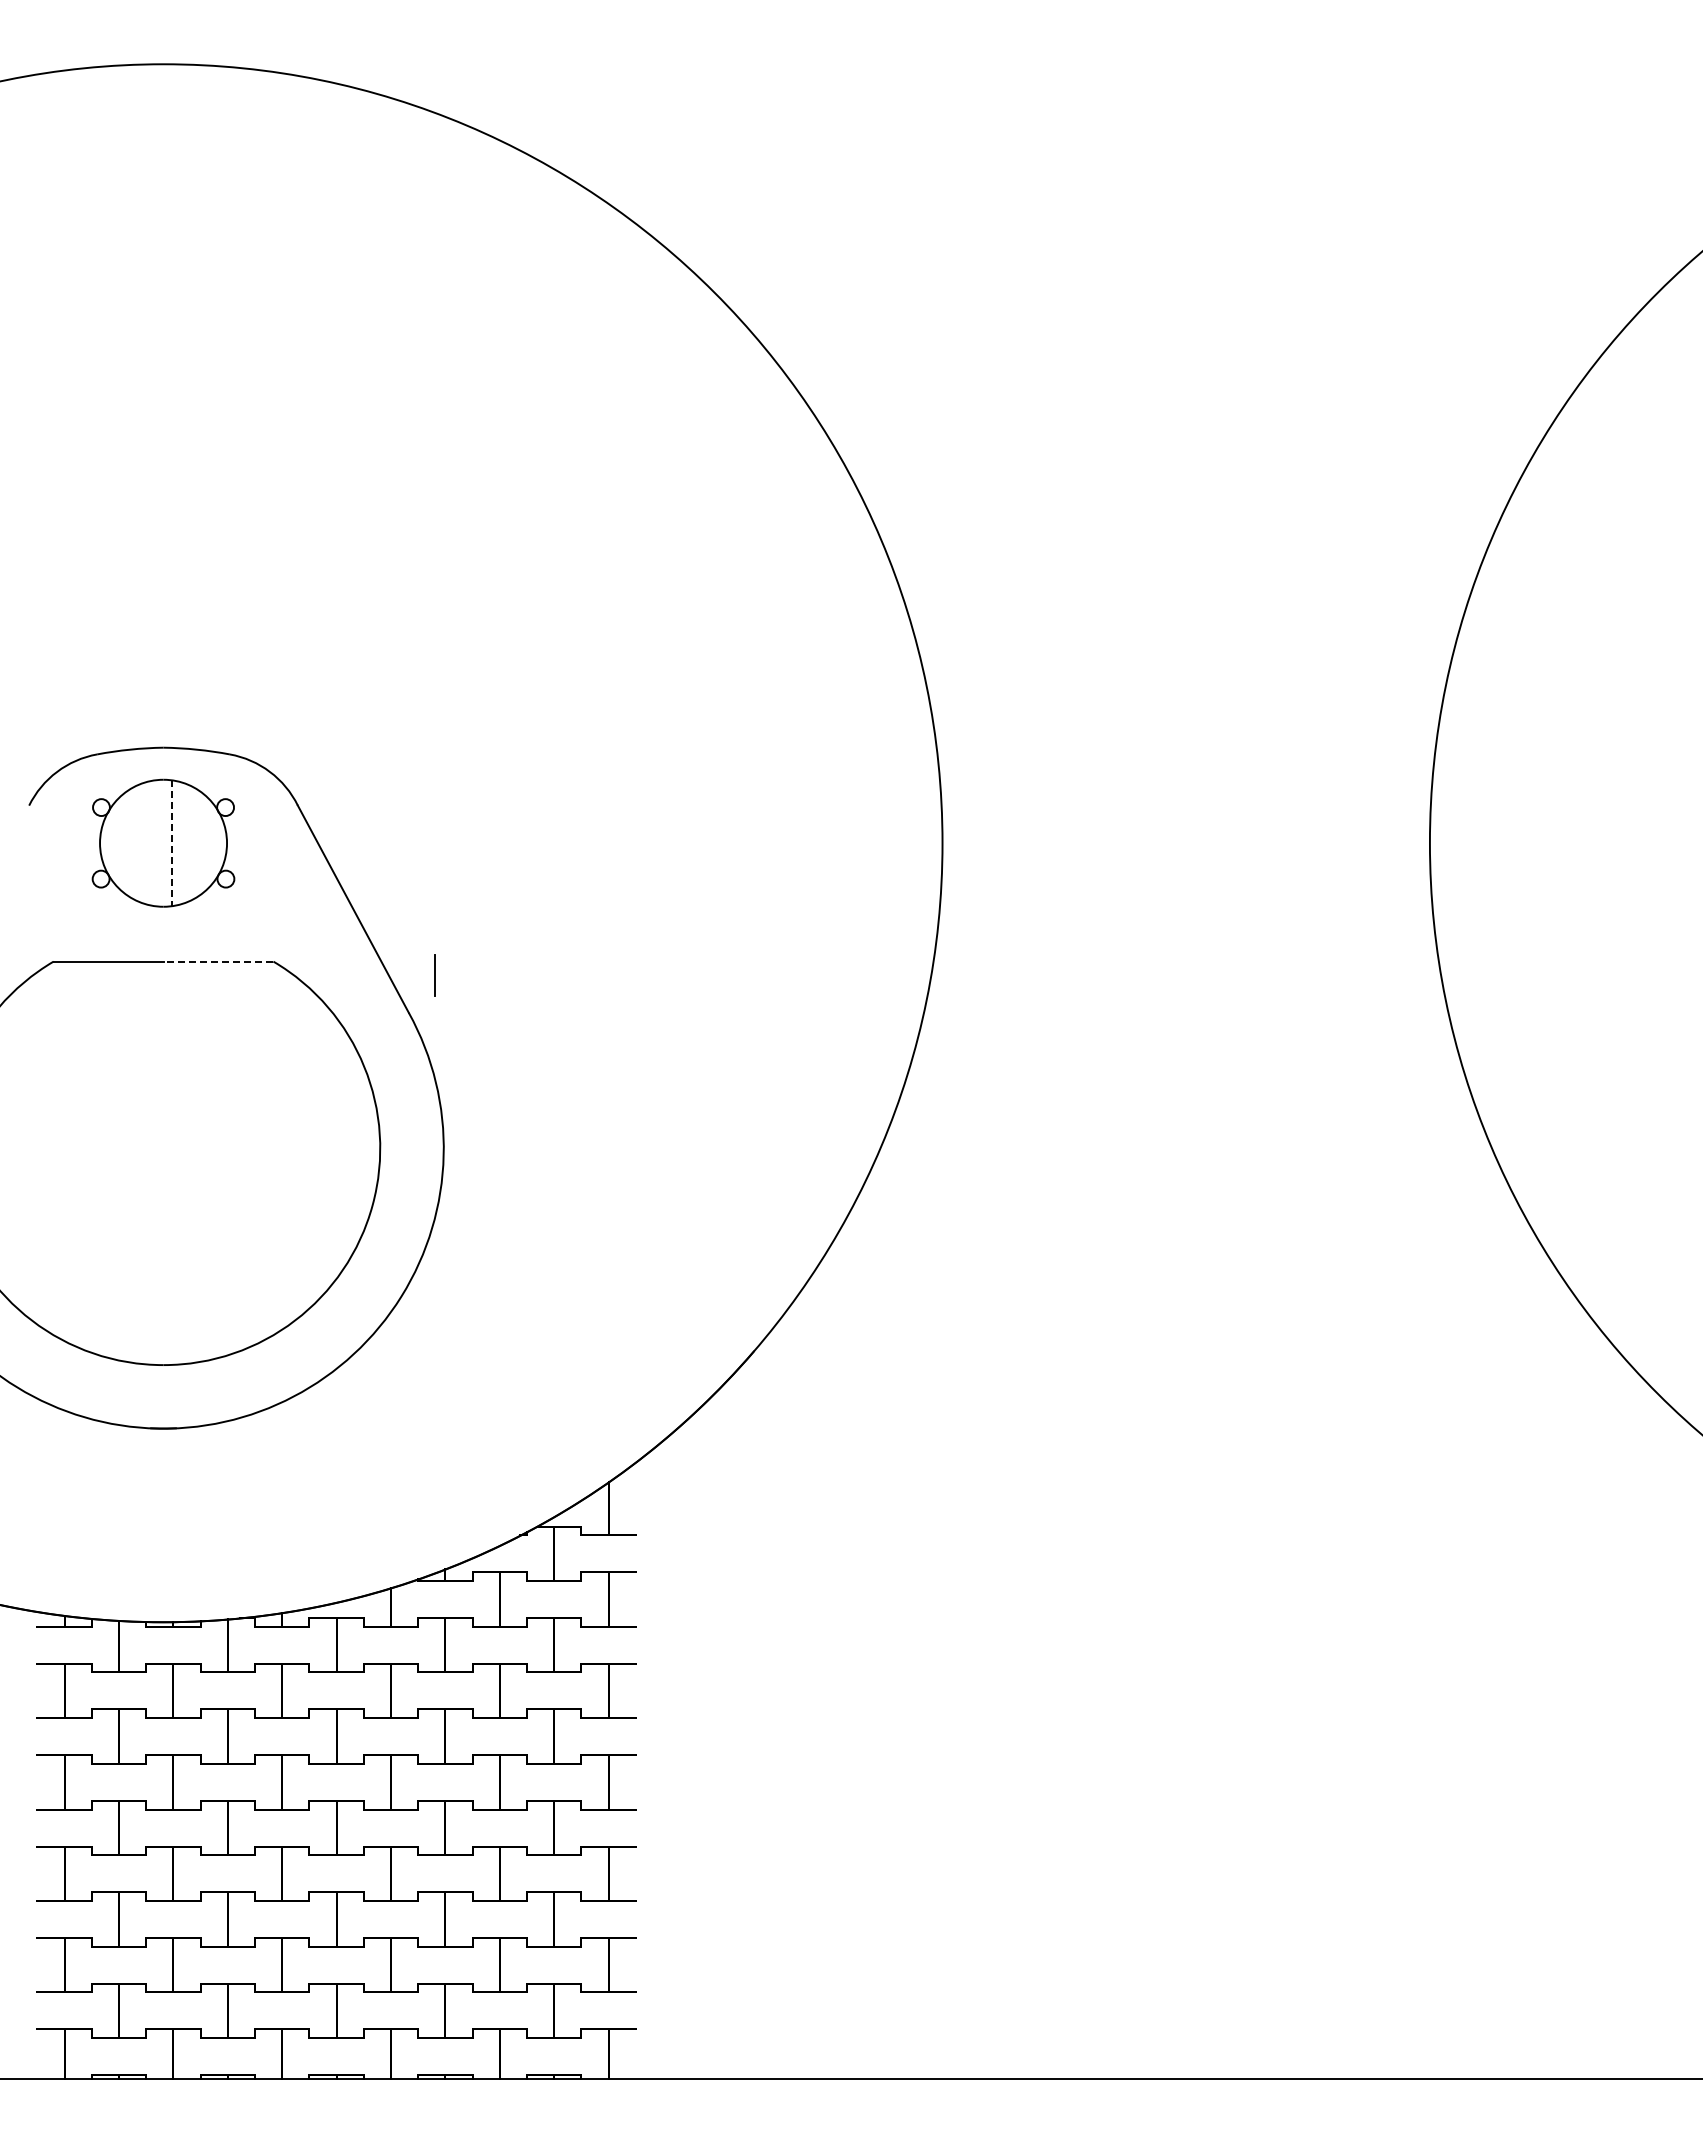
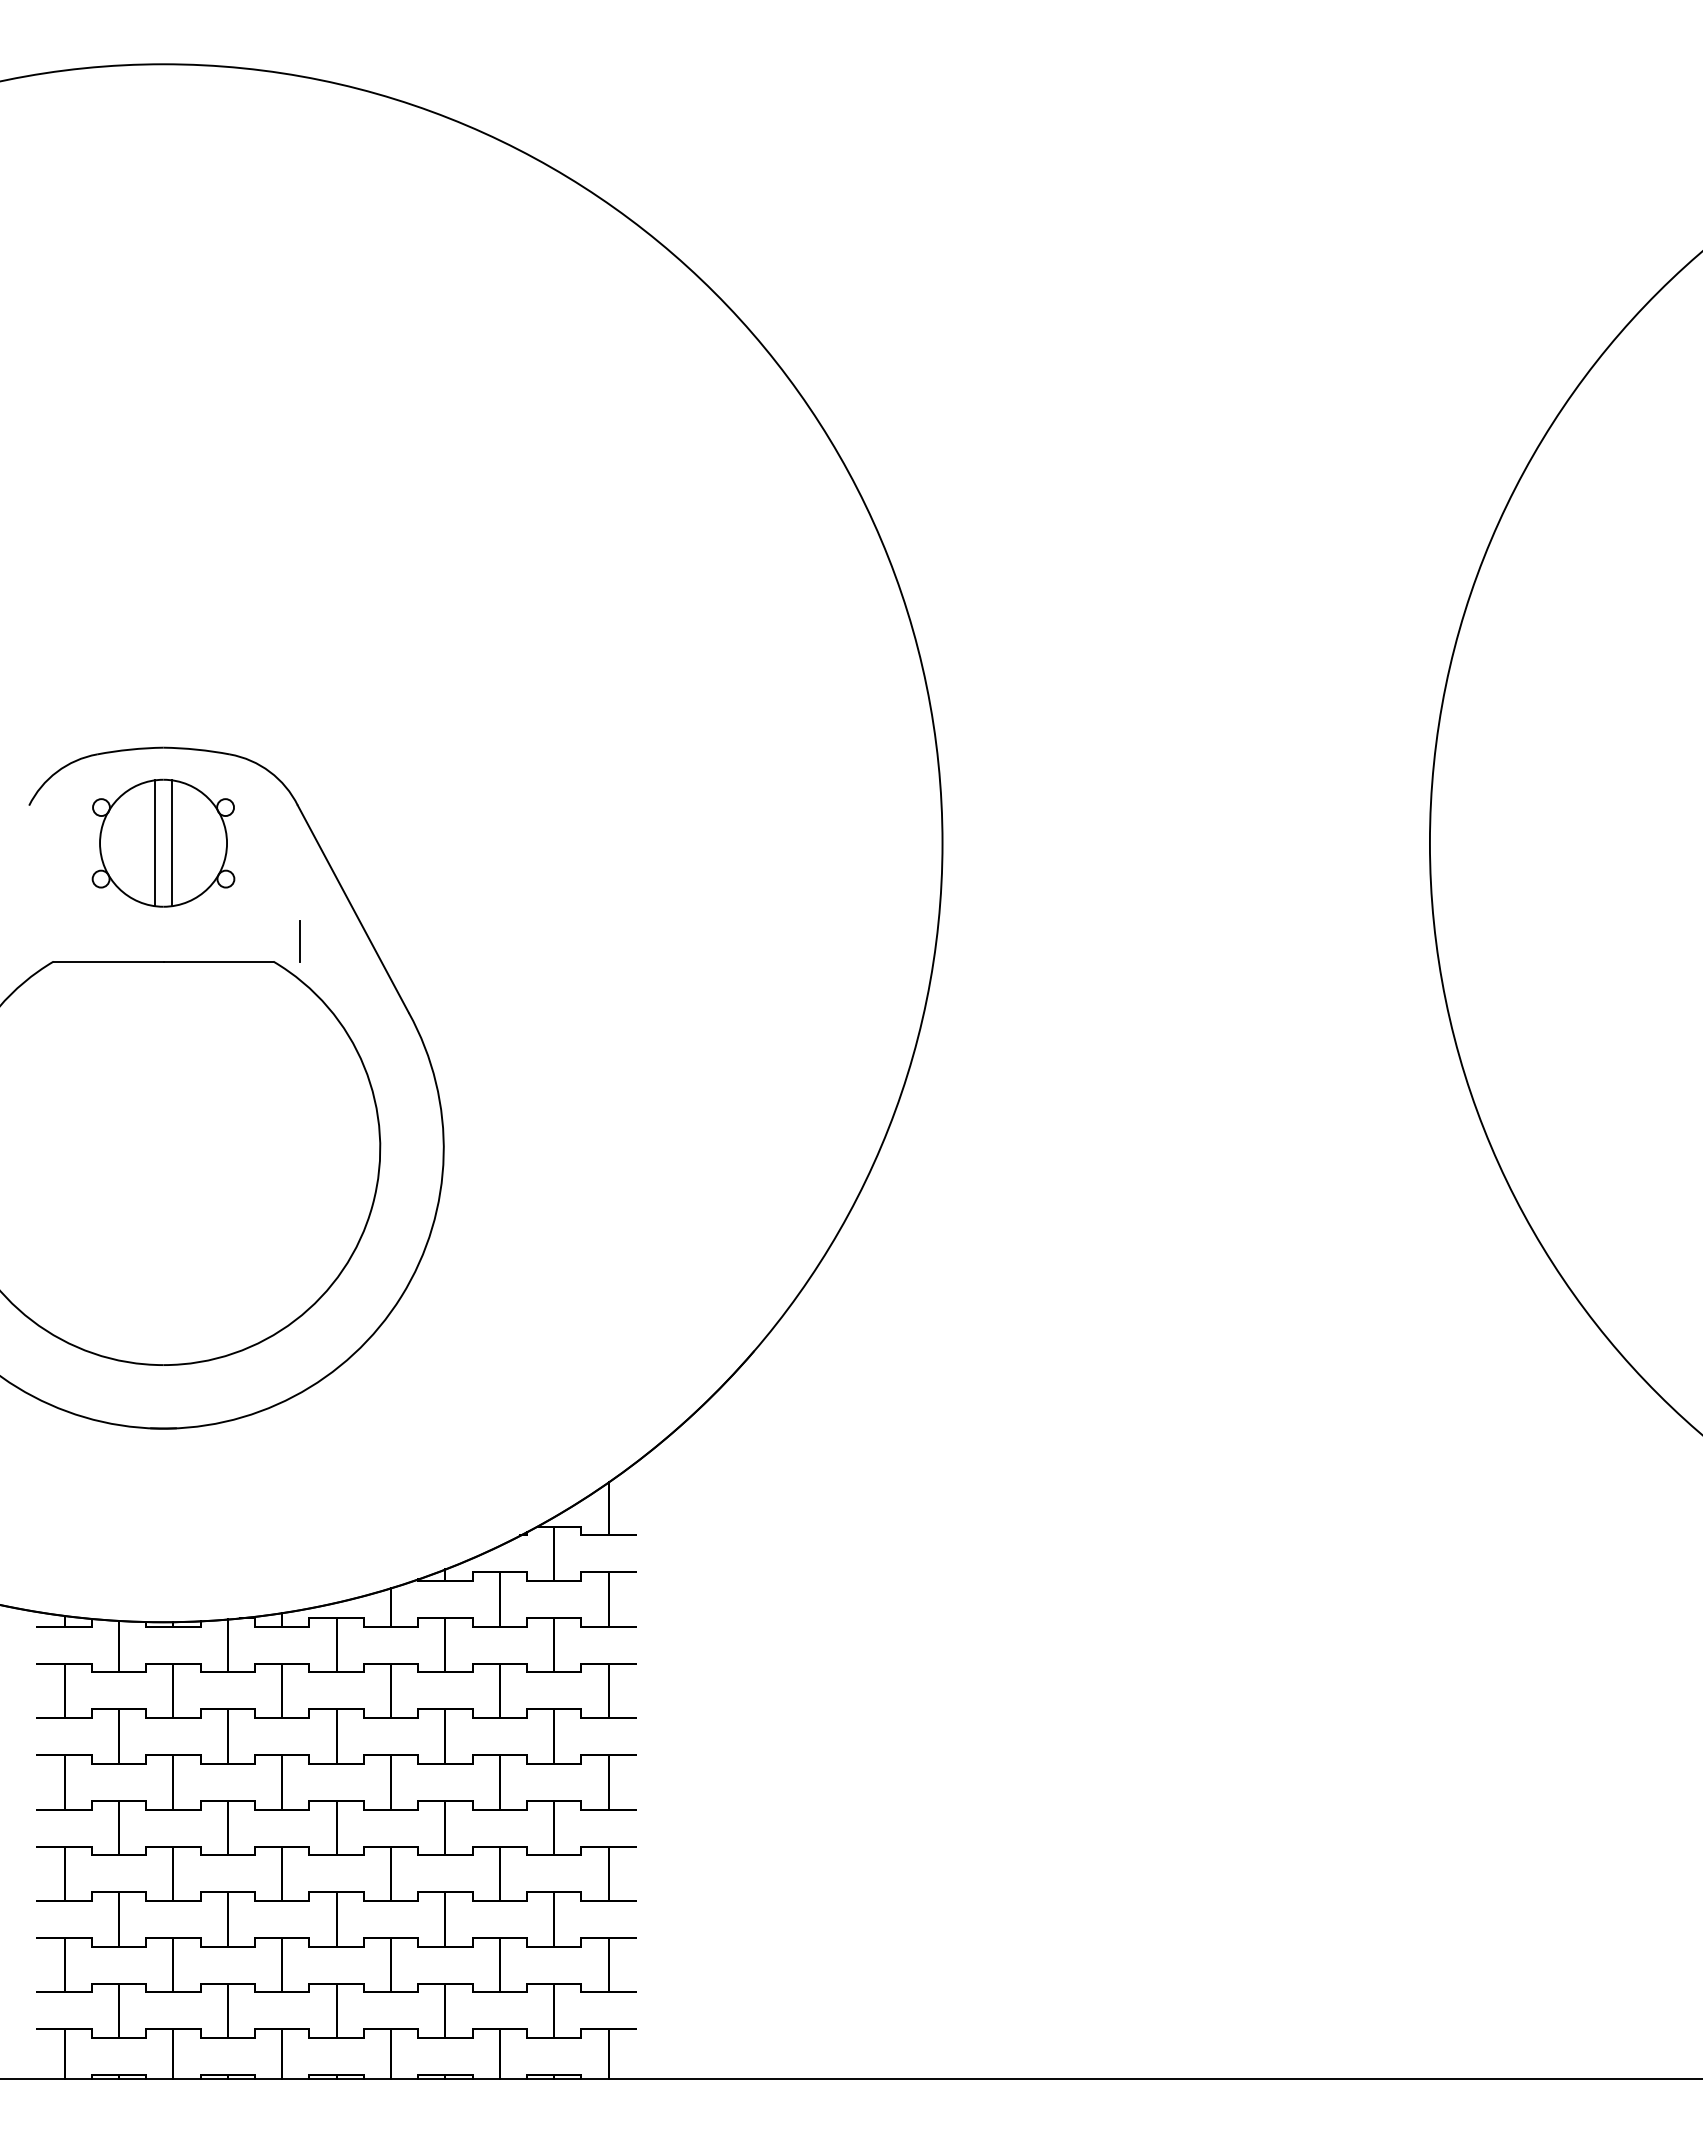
line: none -> present (154, 843)
line: dashed -> solid (172, 843)
line: dashed -> solid (218, 961)
line position: (434, 975) -> (299, 941) (299, 941)
